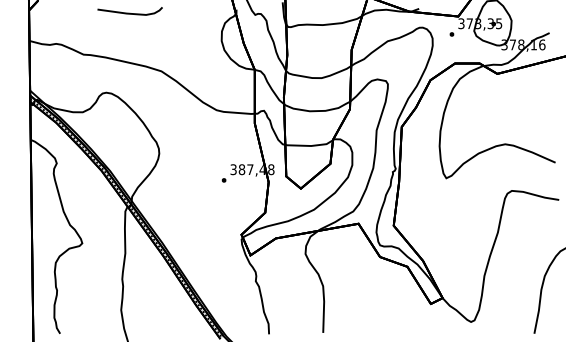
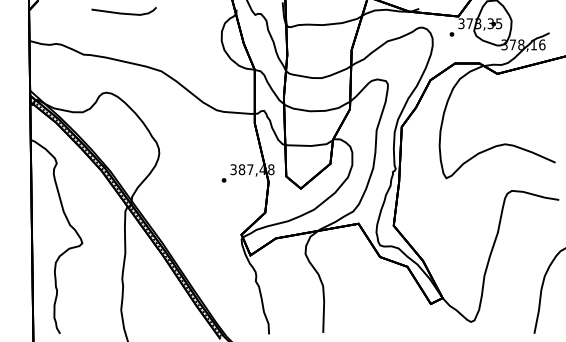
curve position: (129, 12) -> (123, 12) (123, 12)
